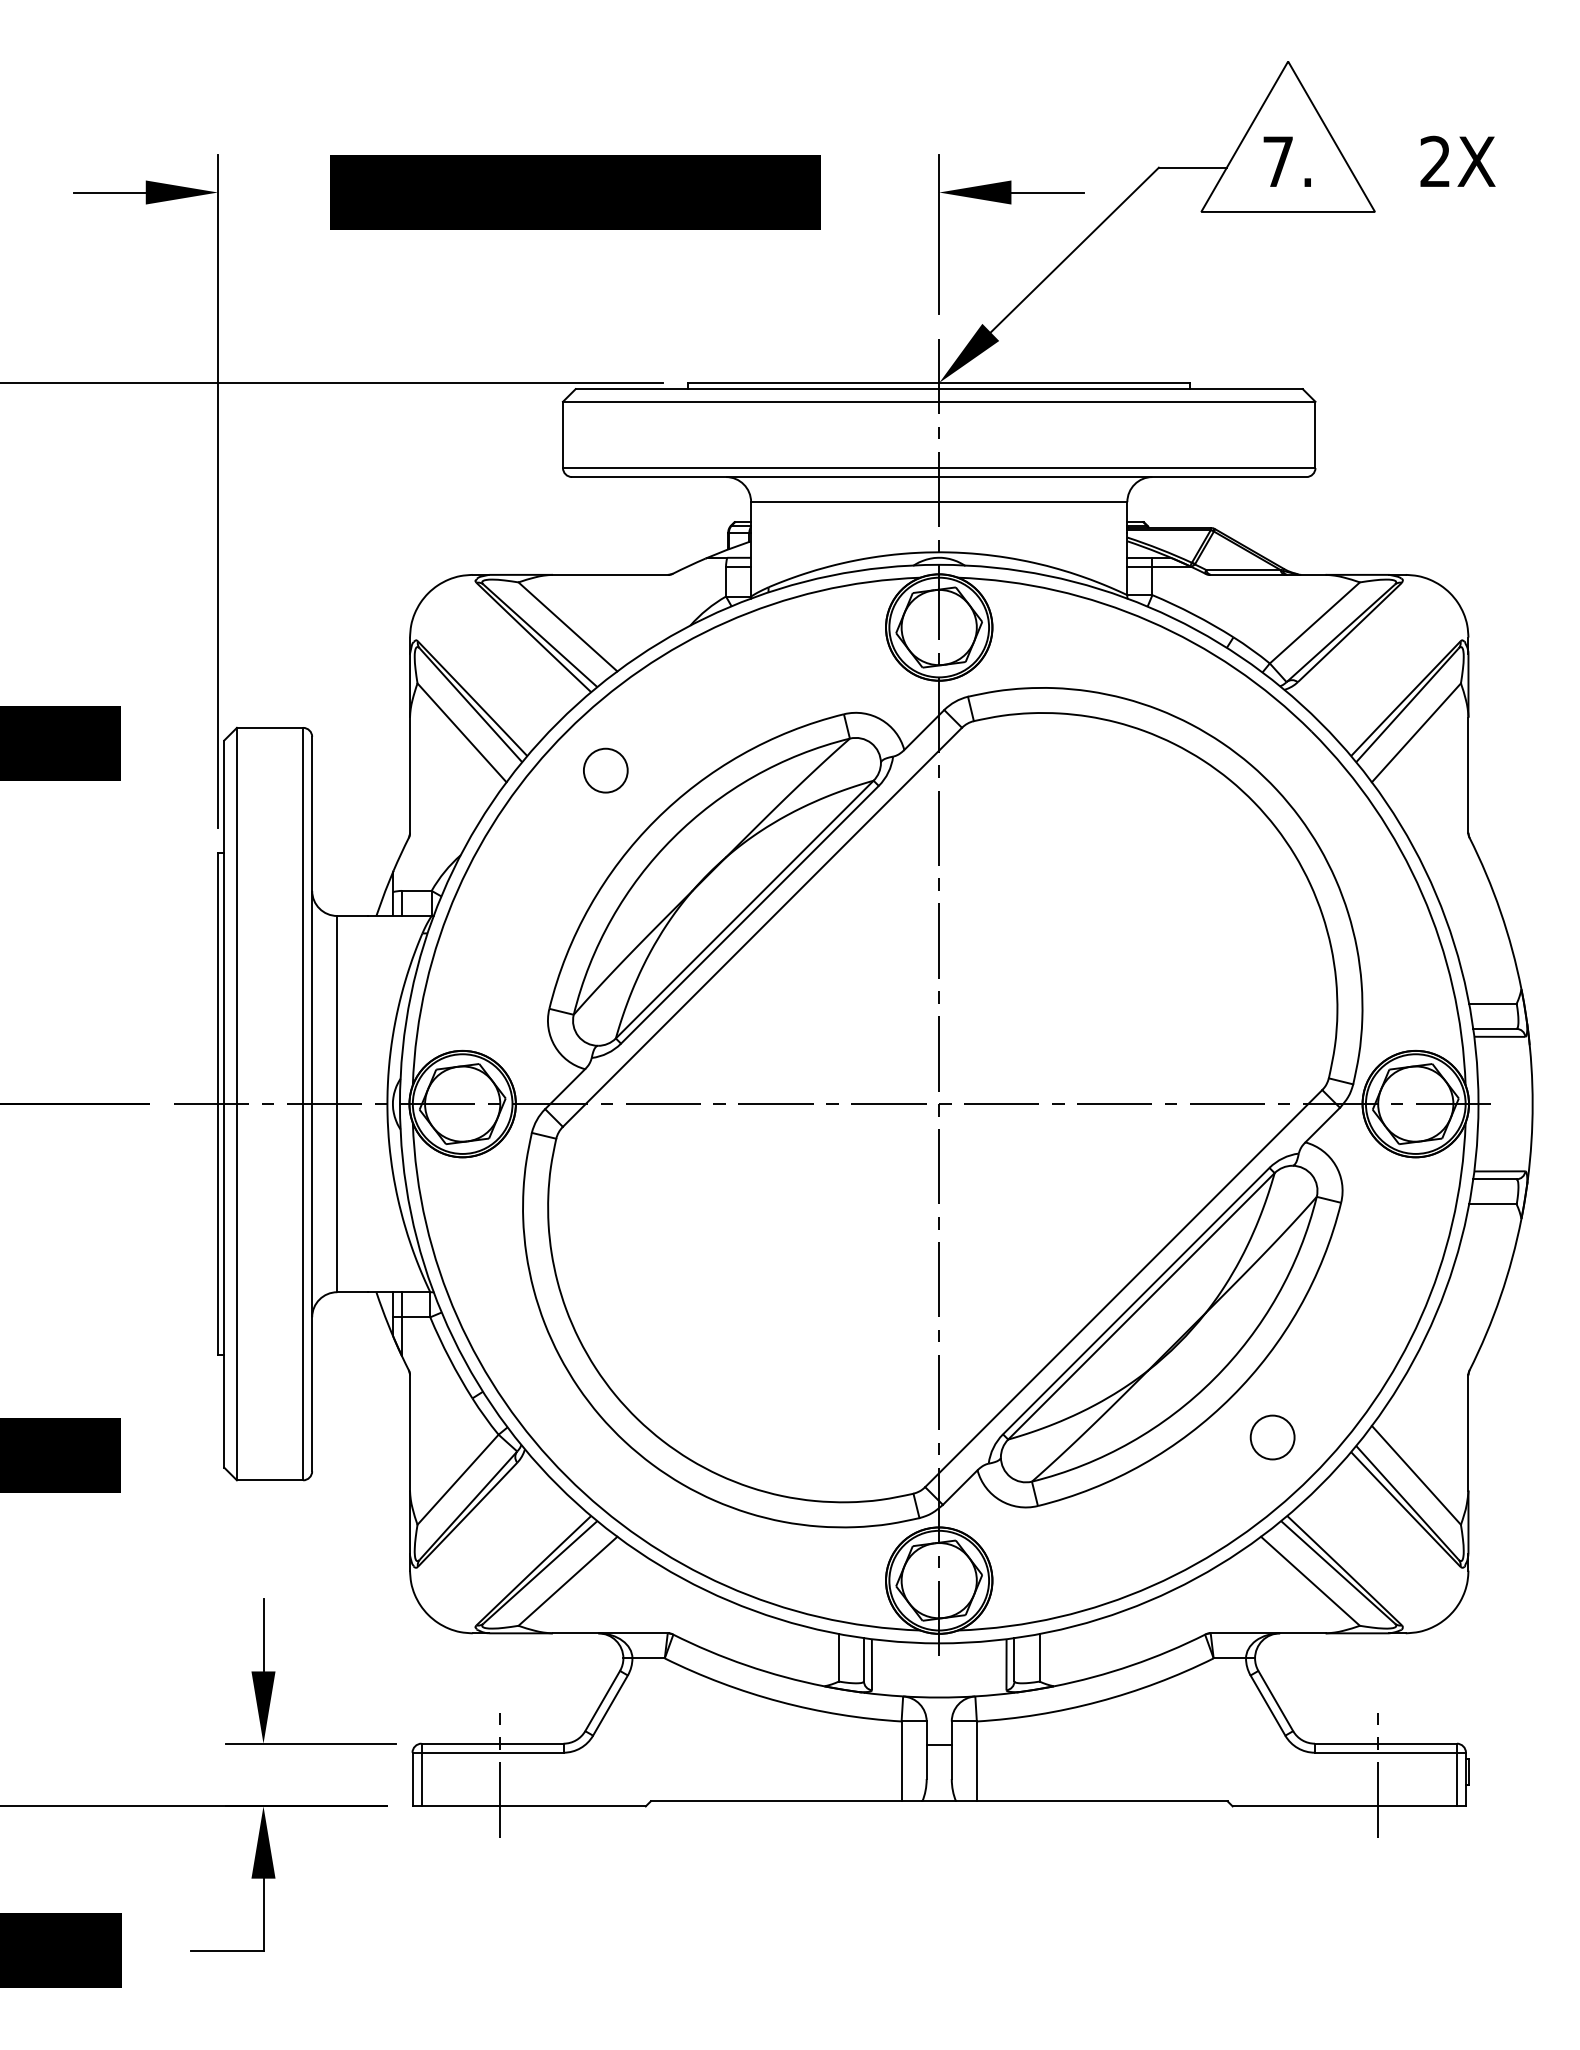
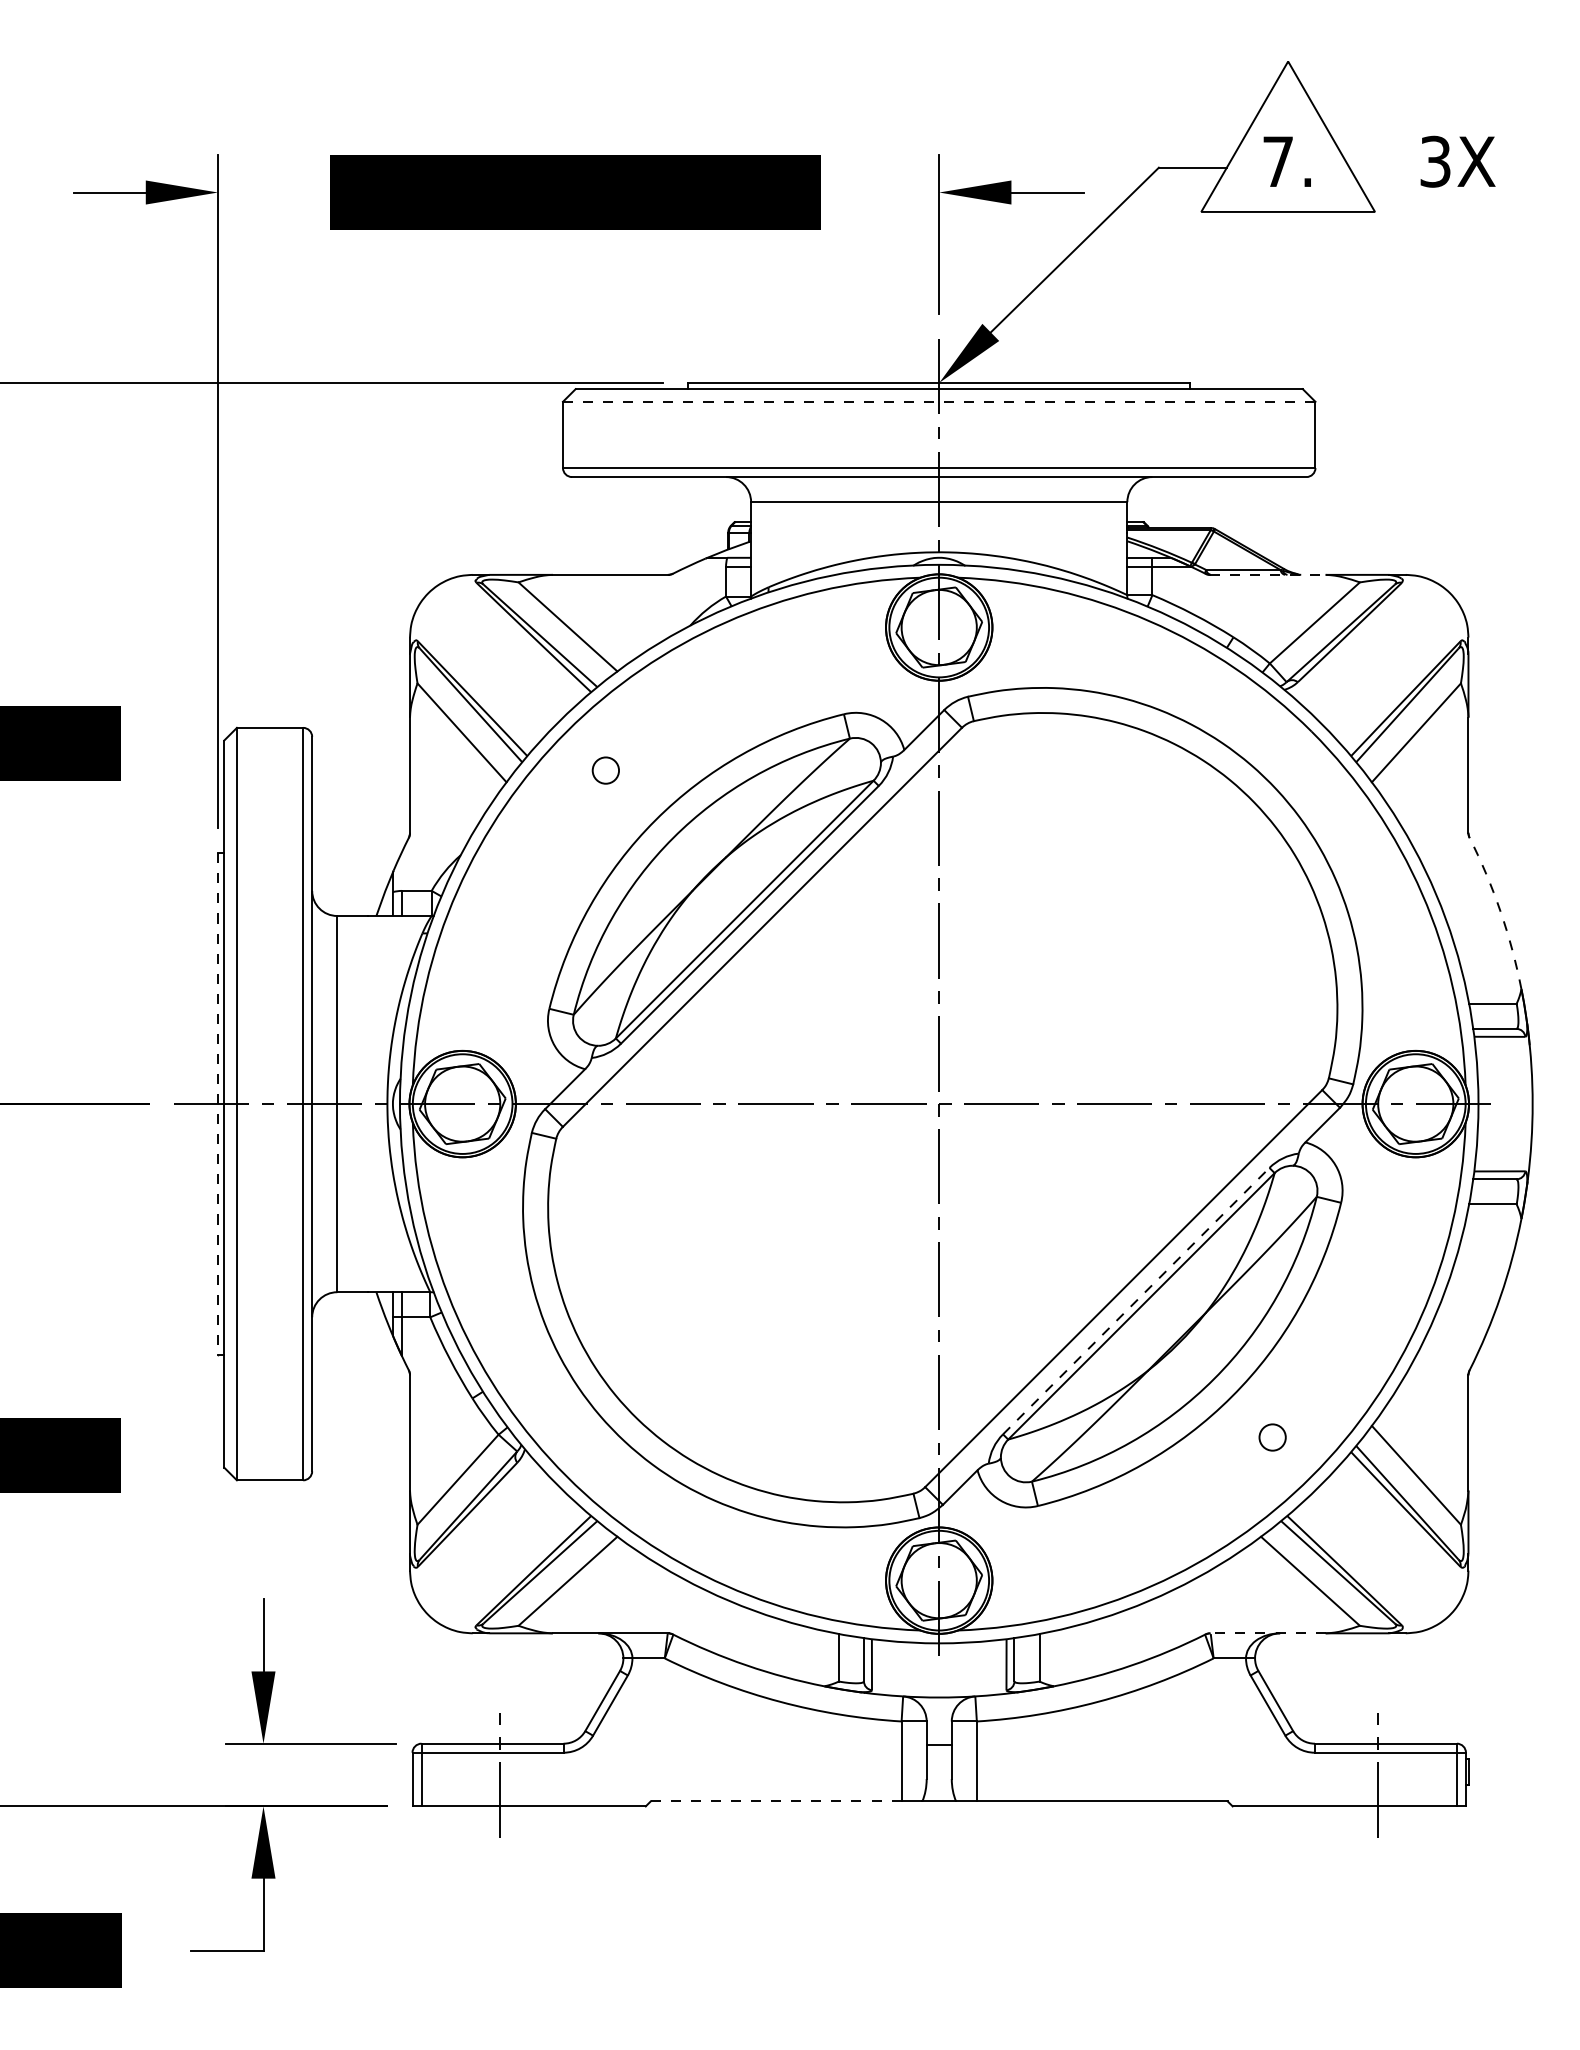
text: 2X -> 3X (1435, 161)
line: solid -> dashed (938, 401)
line: solid -> dashed (1267, 574)
circle size: 46x47 px -> 29x29 px (605, 770)
arc: solid -> dashed (1500, 911)
line: solid -> dashed (218, 1104)
line: solid -> dashed (1136, 1300)
circle diameter: 44 px -> 26 px (1272, 1437)
line: solid -> dashed (1267, 1633)
line: solid -> dashed (775, 1801)
